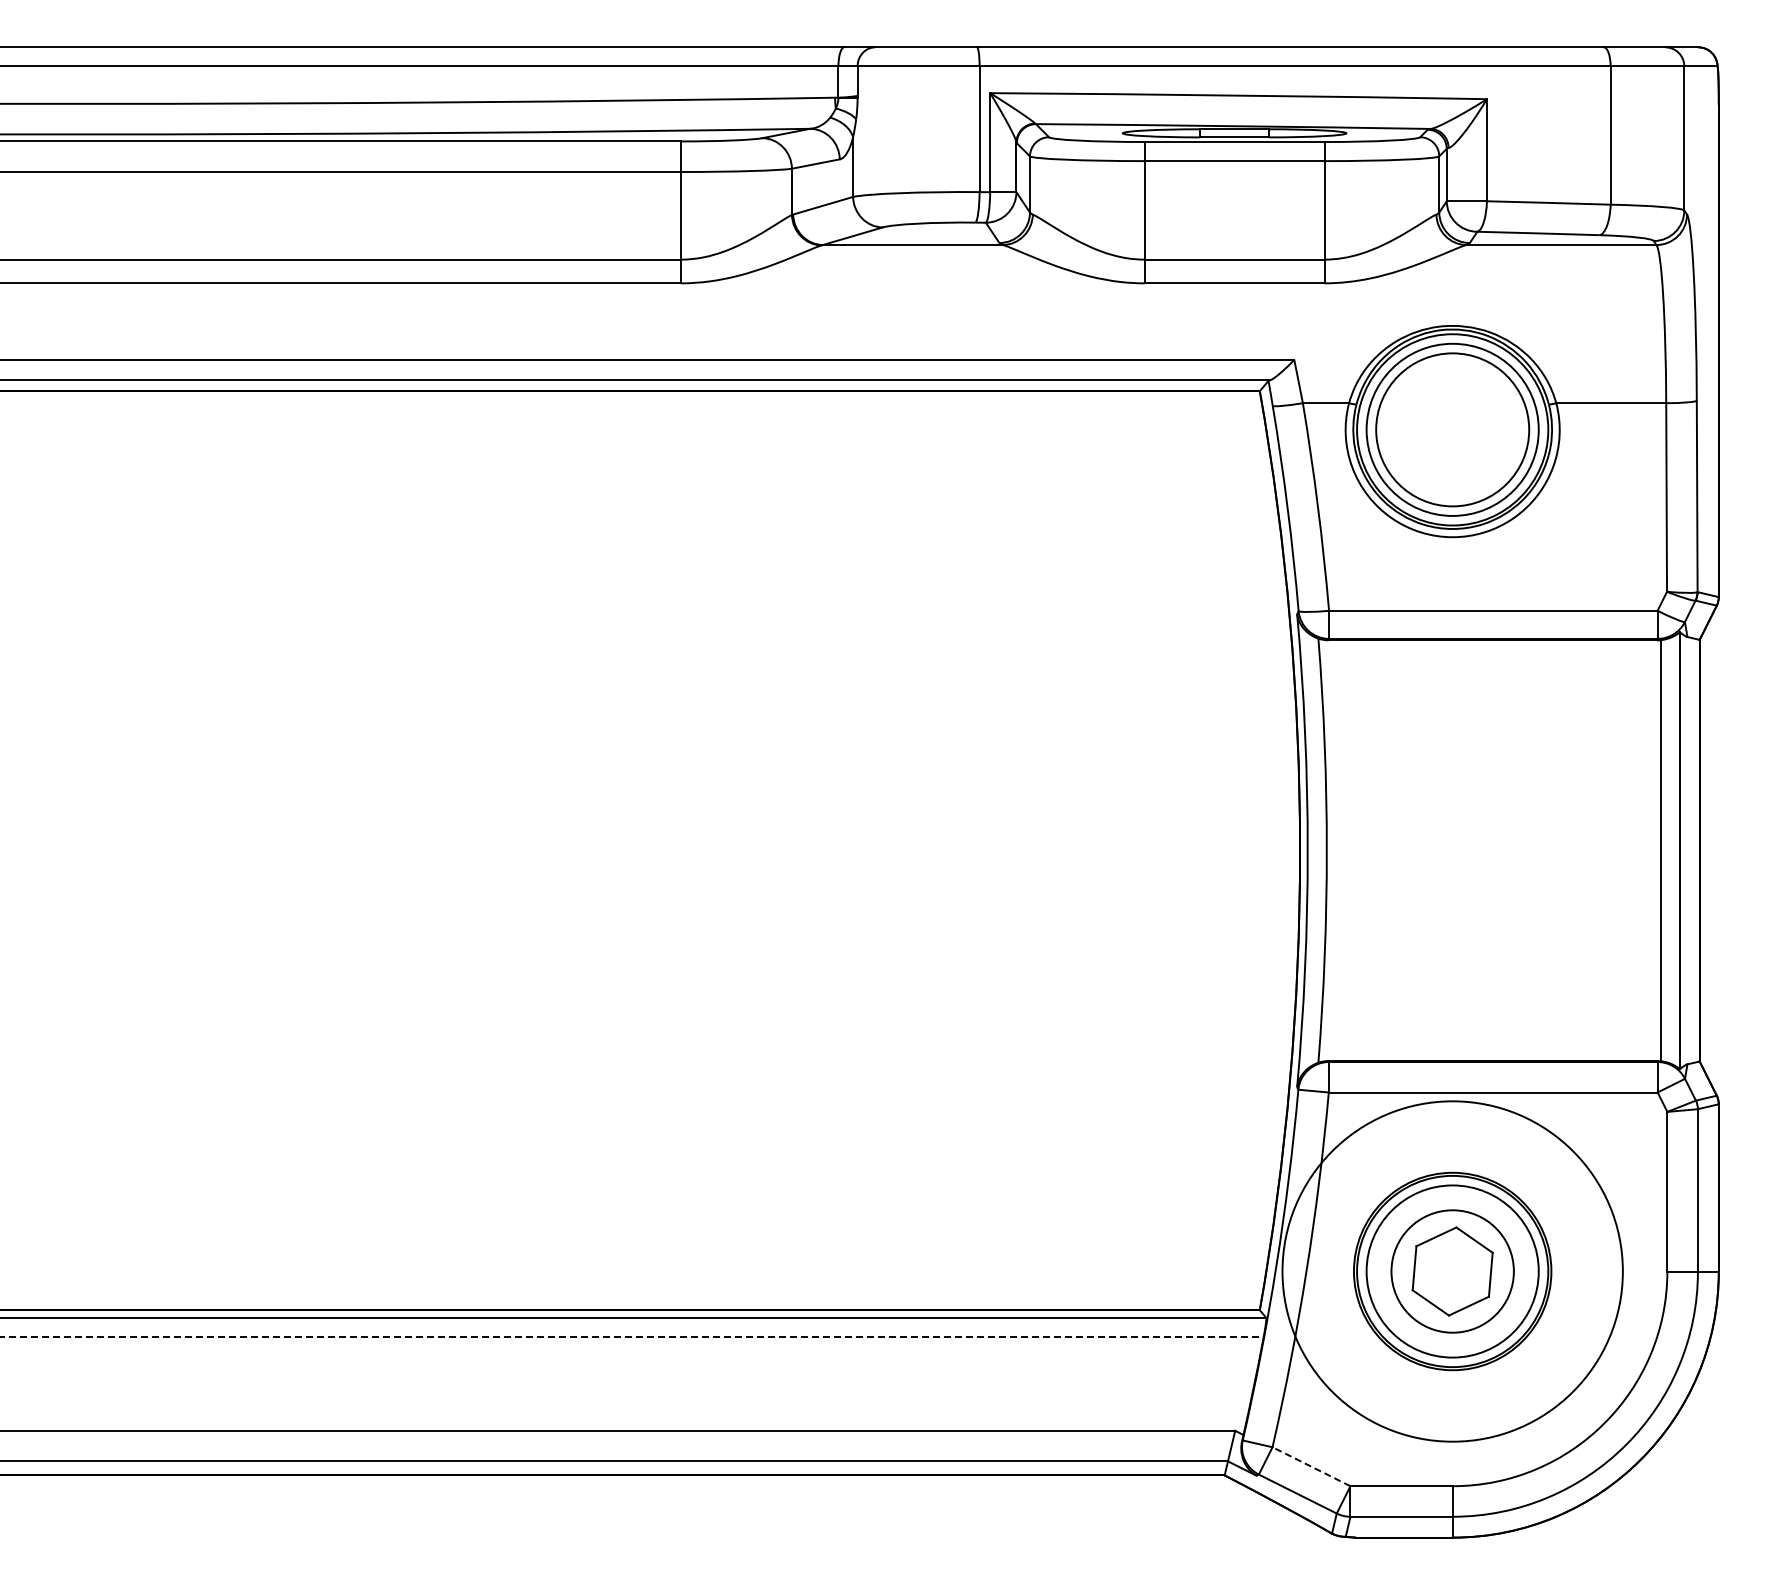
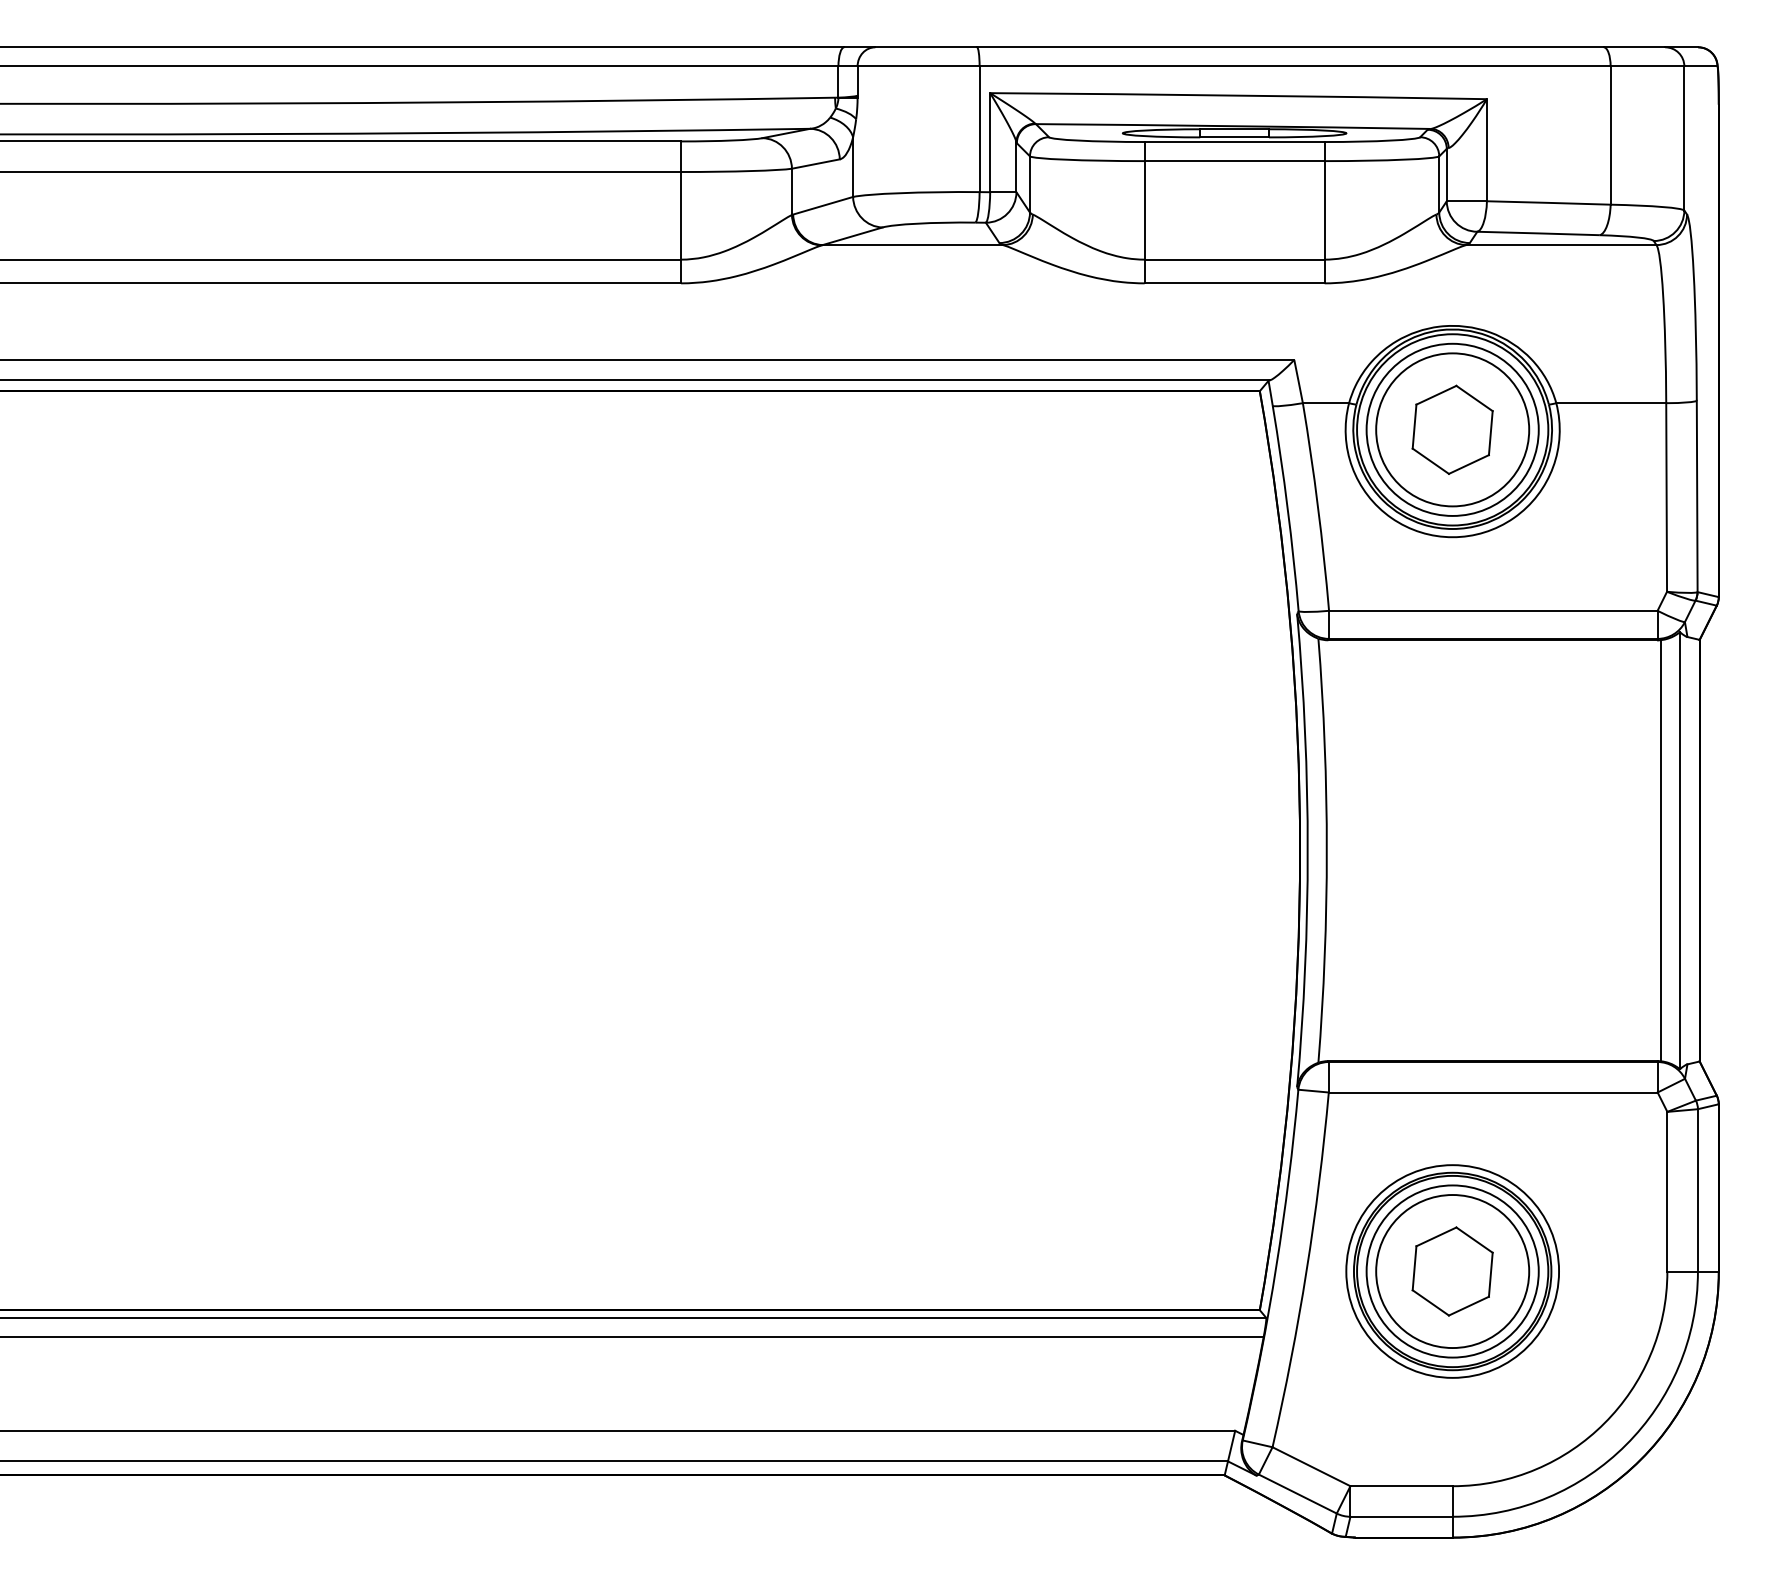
part: none -> present (1452, 429)
circle diameter: 122 px -> 153 px (1452, 1271)
circle diameter: 340 px -> 213 px (1452, 1271)
line: dashed -> solid (632, 1336)
line: dashed -> solid (1311, 1466)
